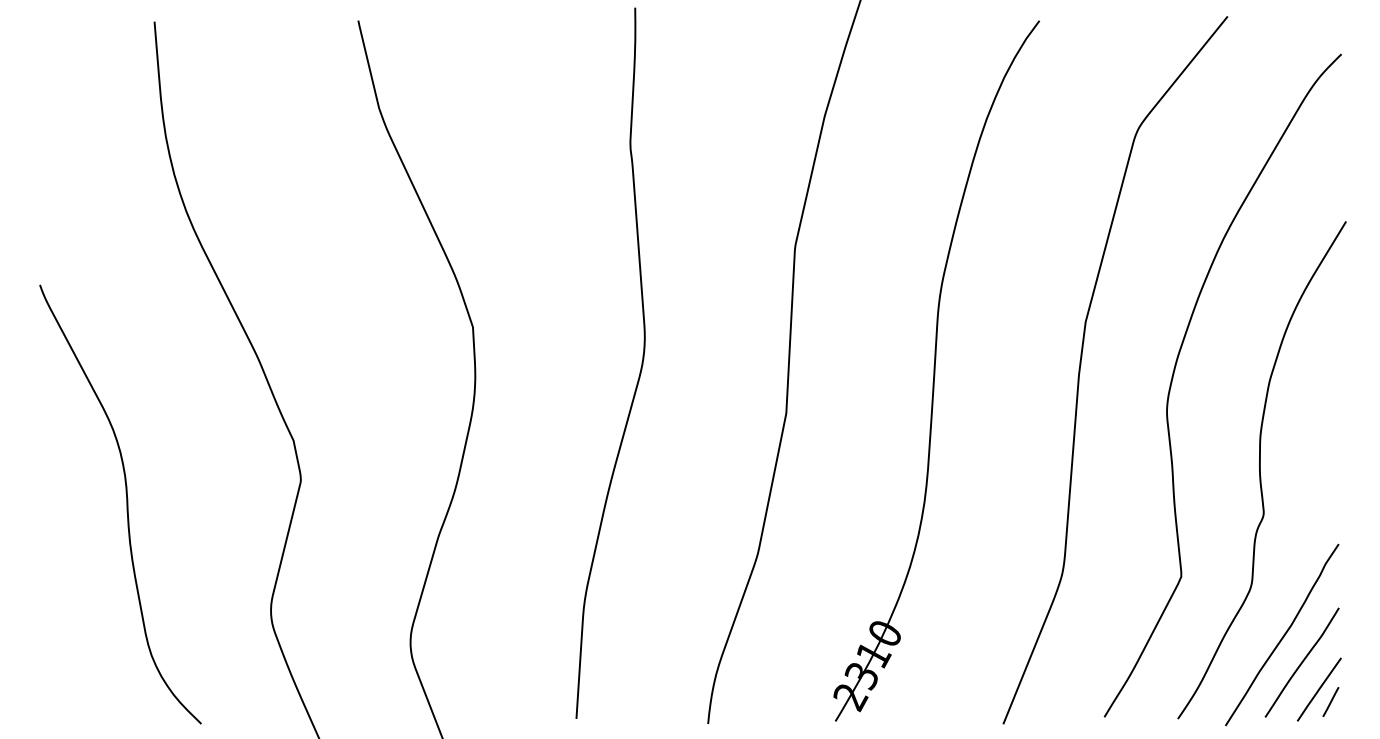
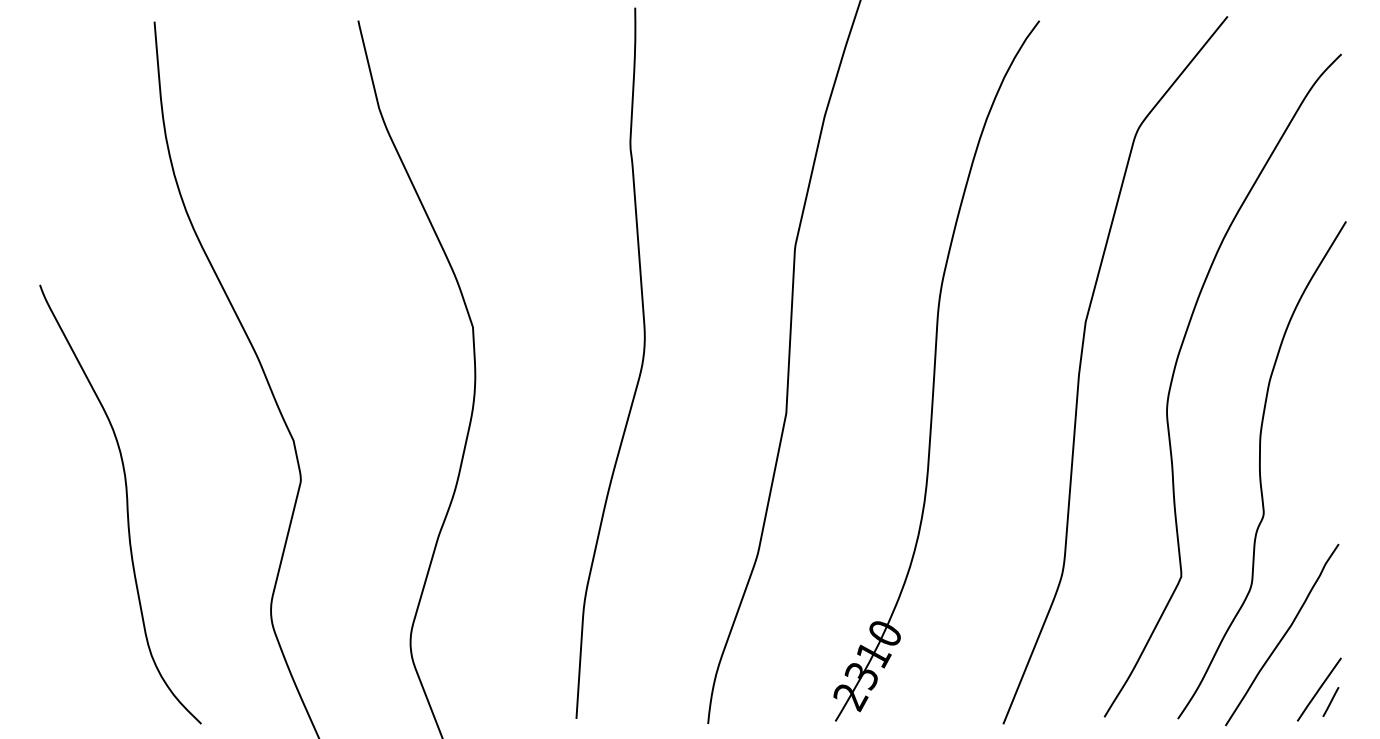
curve: present -> none (1301, 662)
